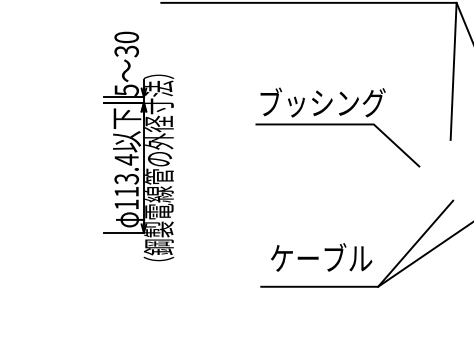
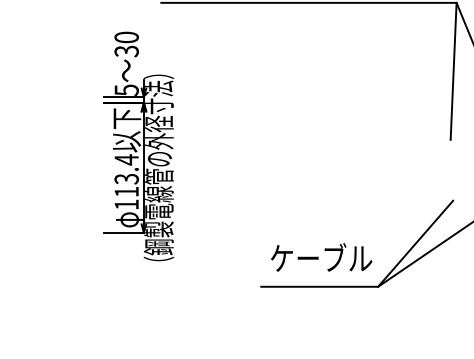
part: present -> none (337, 127)
